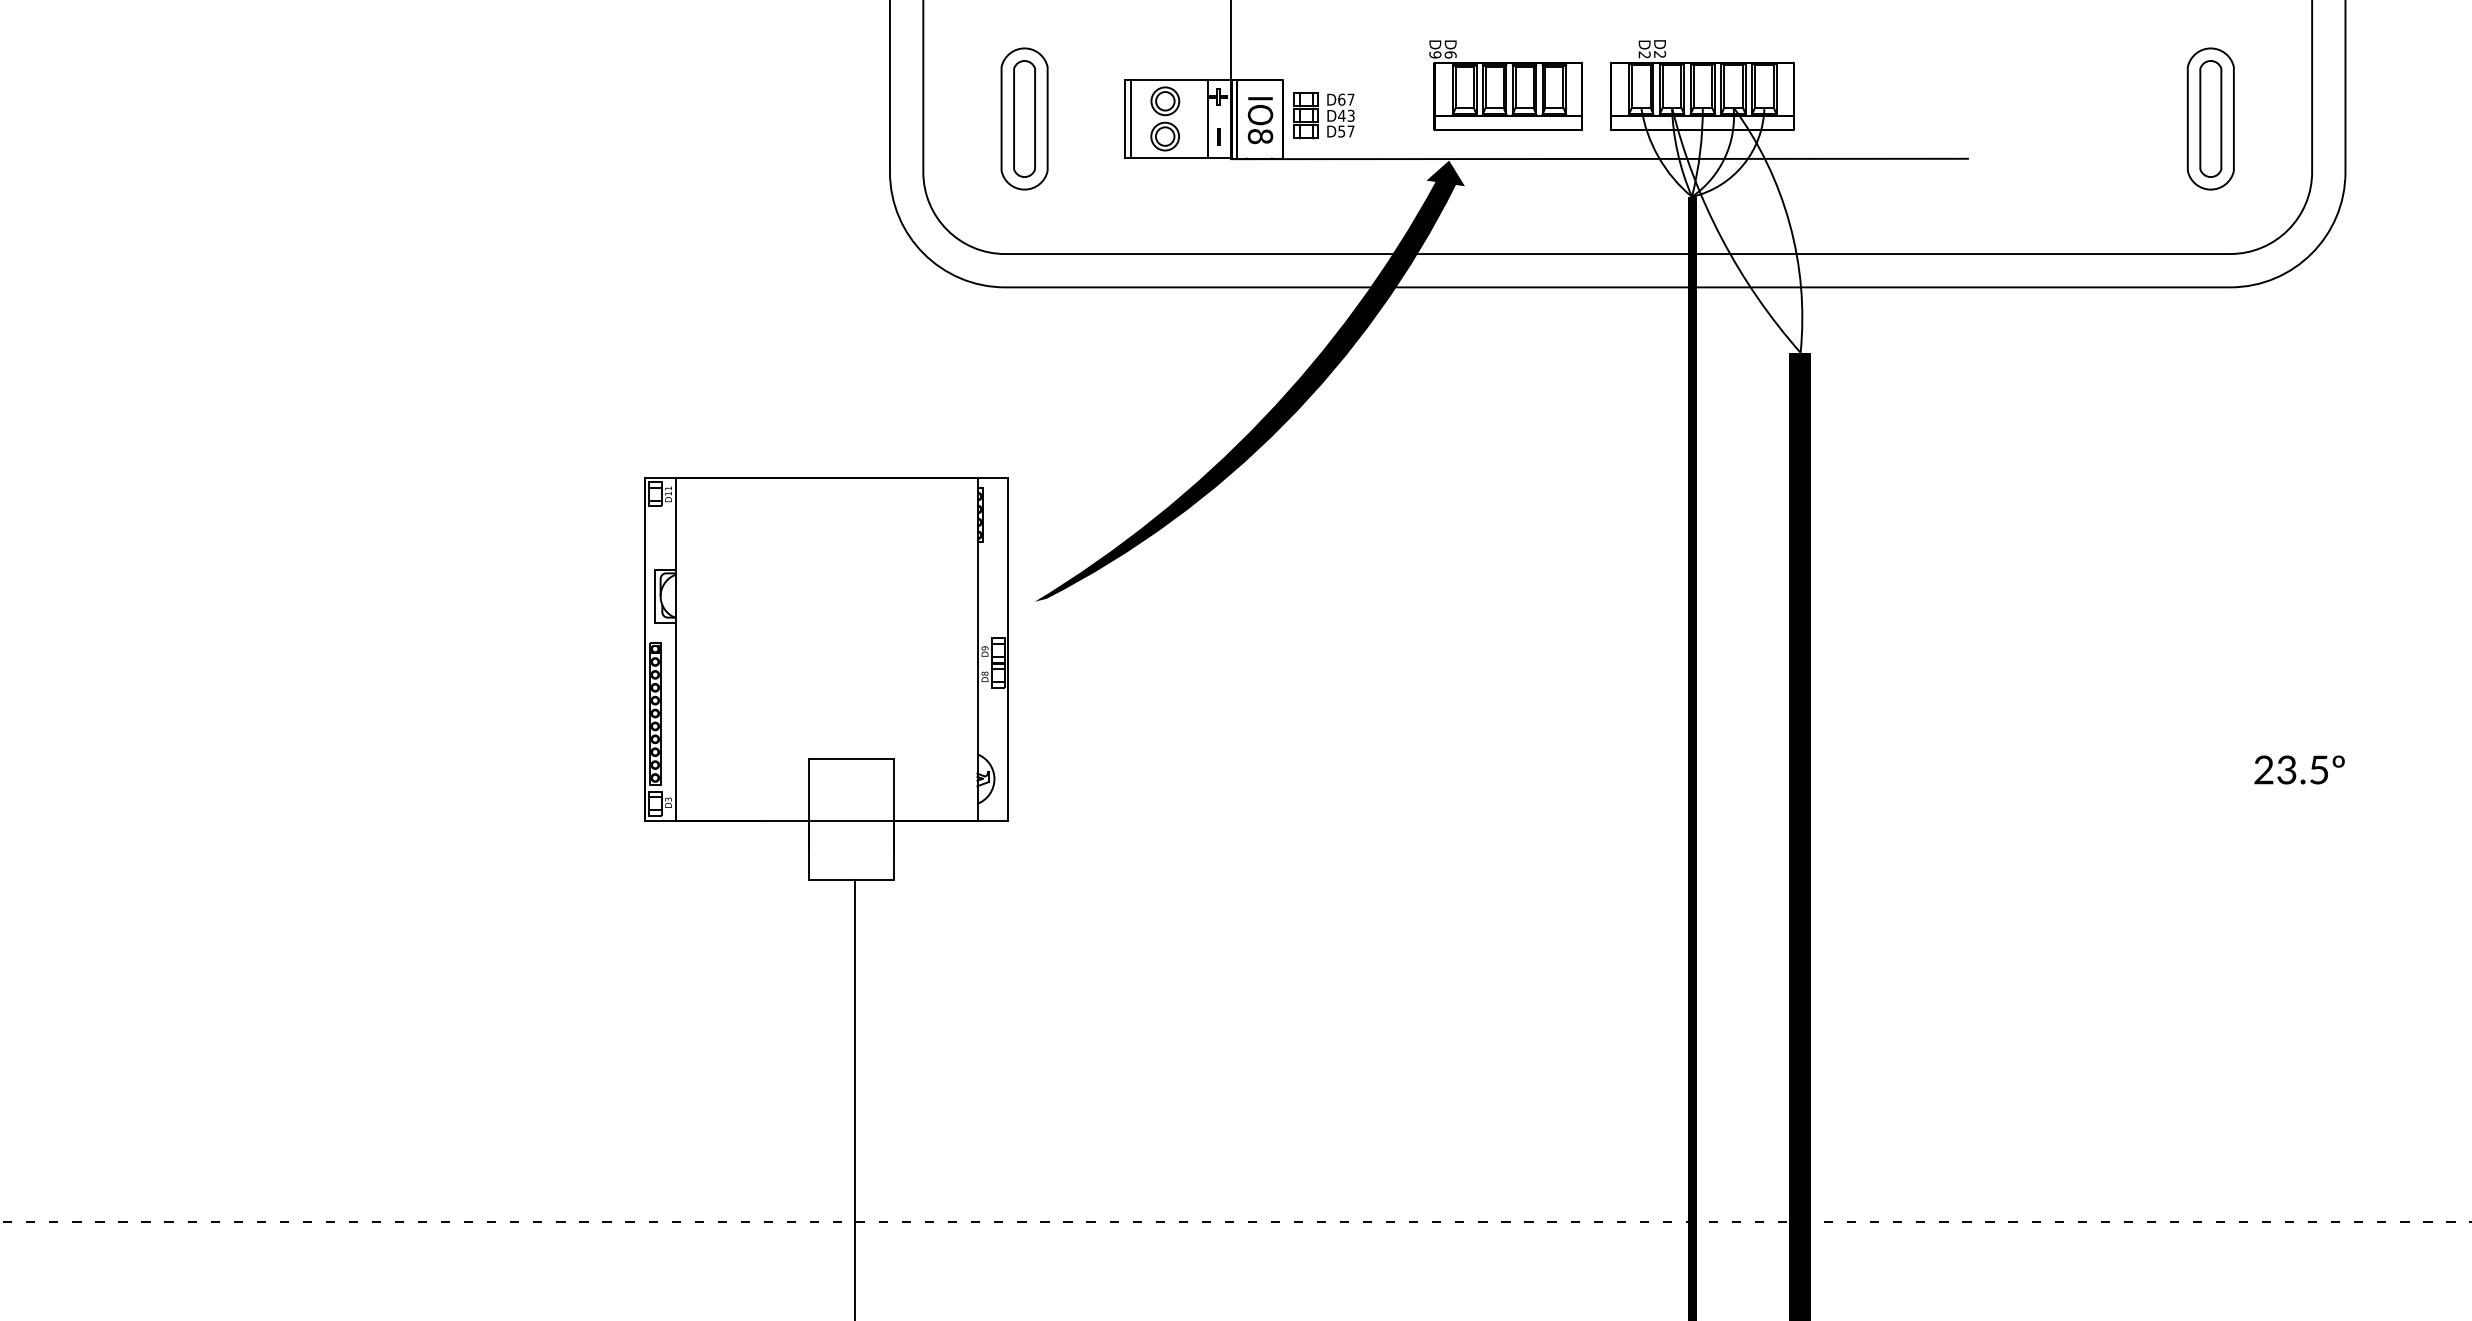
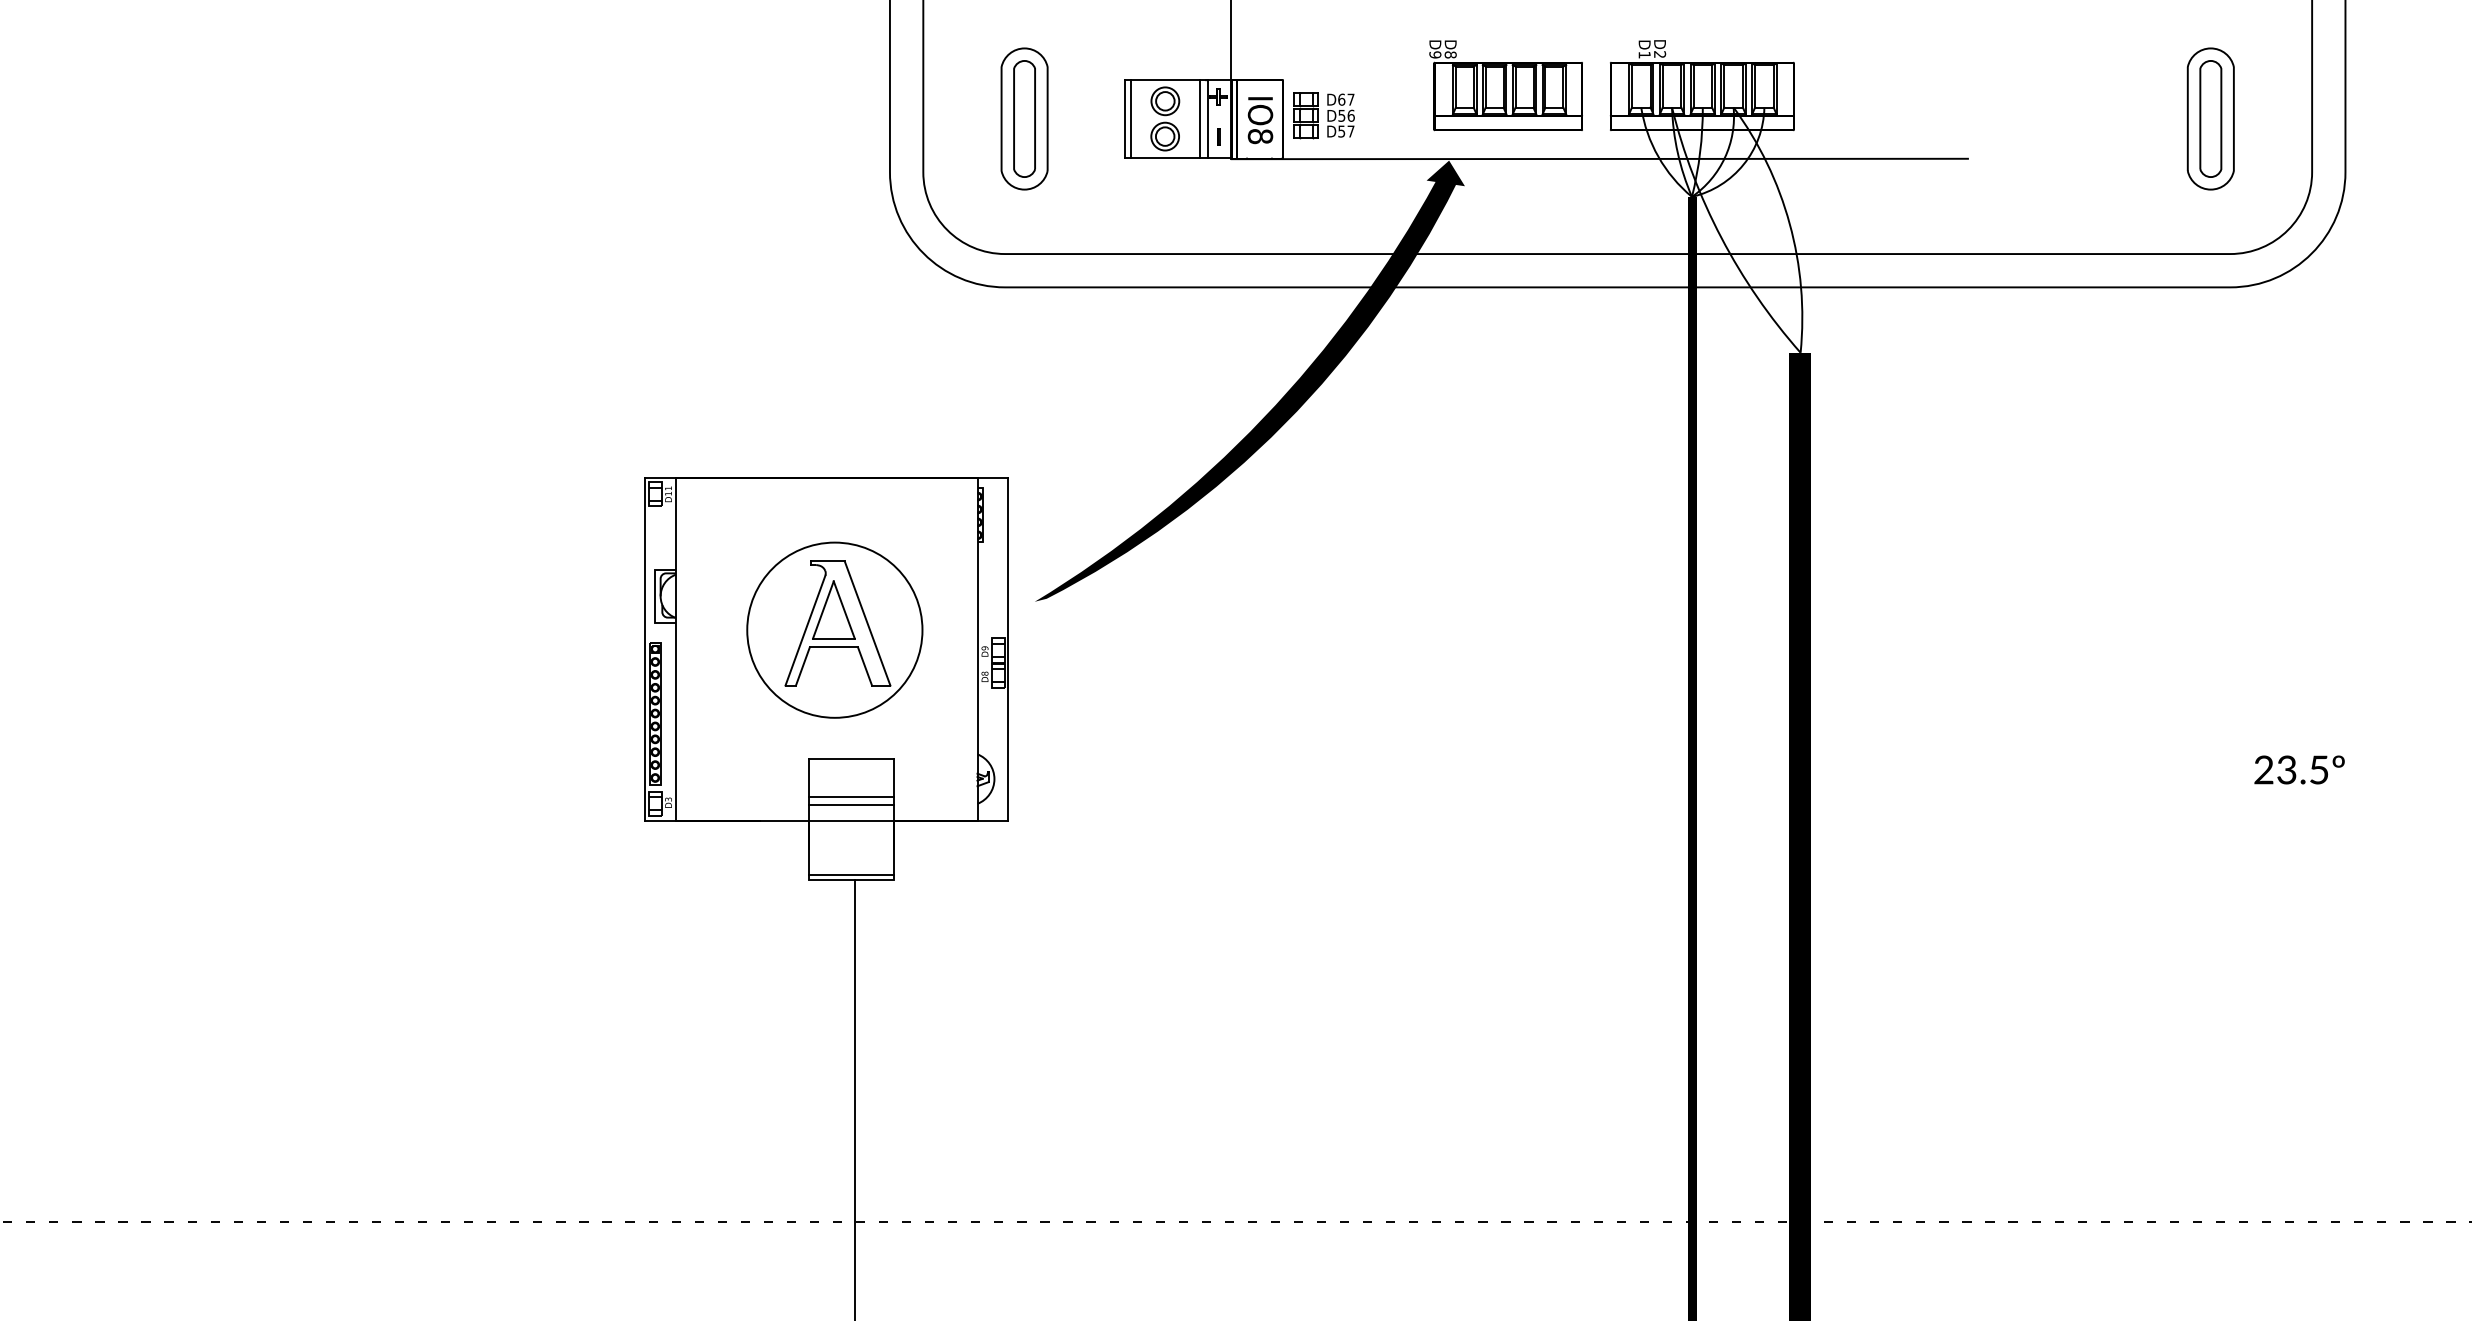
text: D6 -> D8 (1450, 54)
text: D2 -> D1 (1644, 54)
text: D43 -> D56 (1346, 115)
line: none -> present (1199, 118)
part: none -> present (834, 629)
line: none -> present (851, 797)
line: none -> present (851, 805)
line: none -> present (851, 875)
